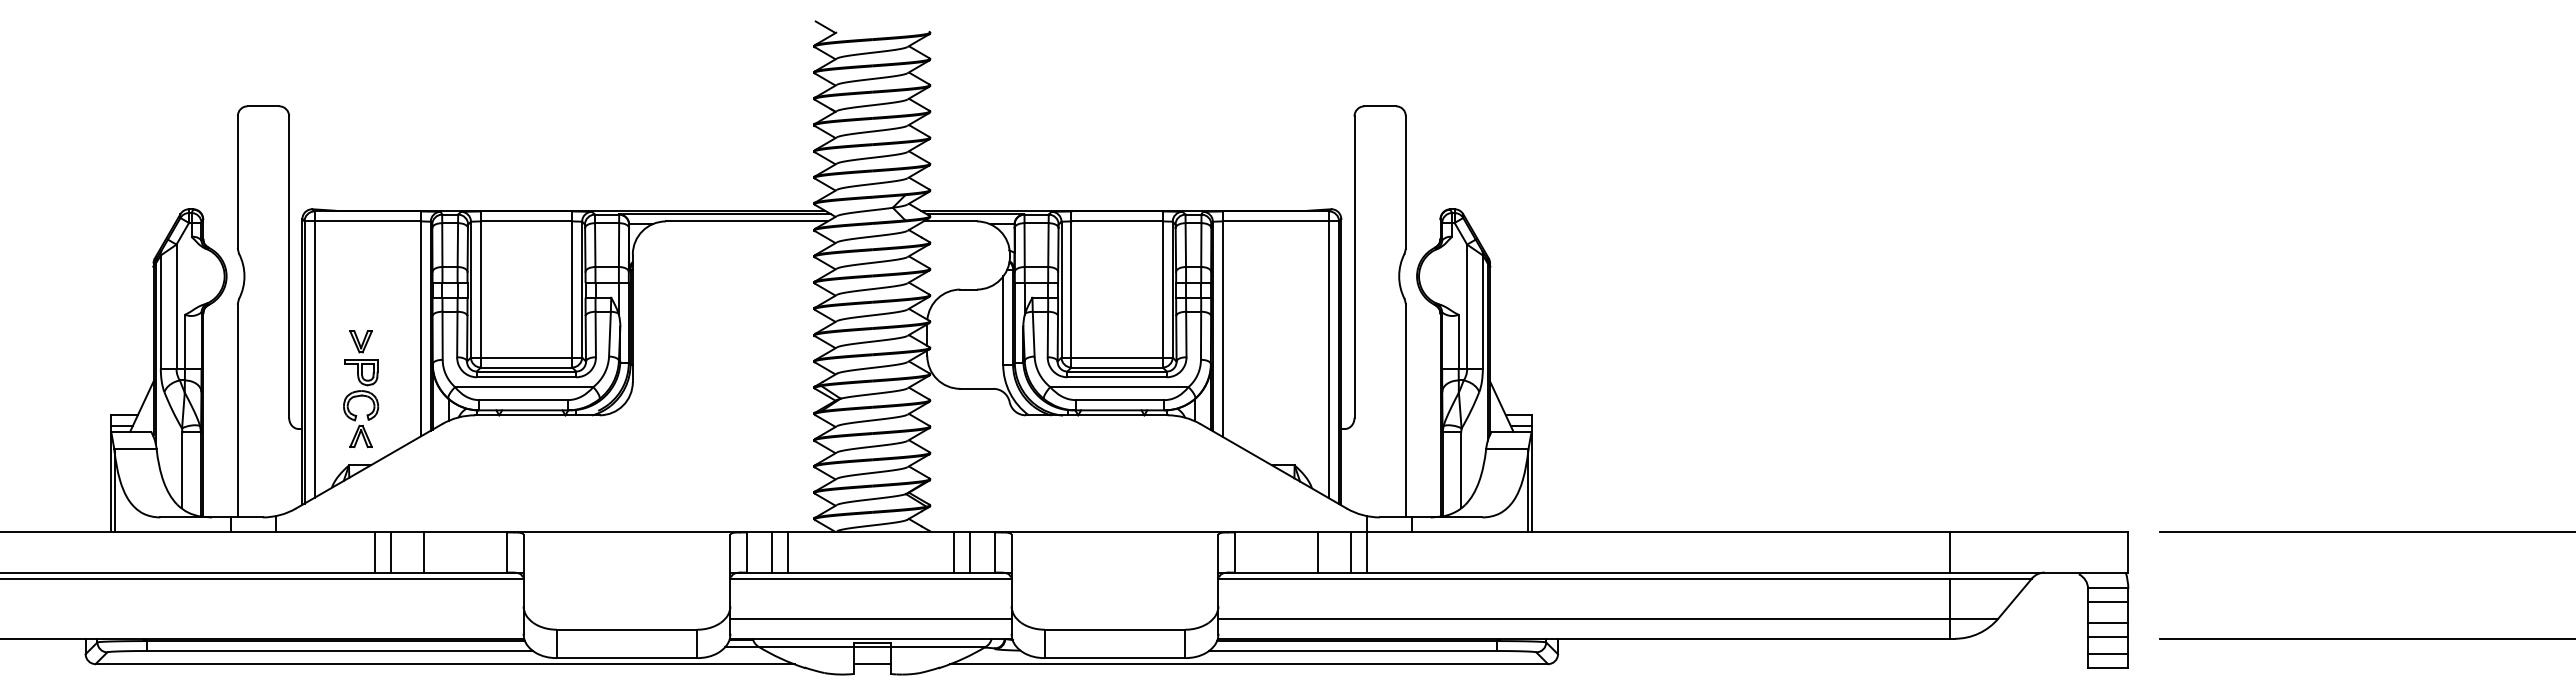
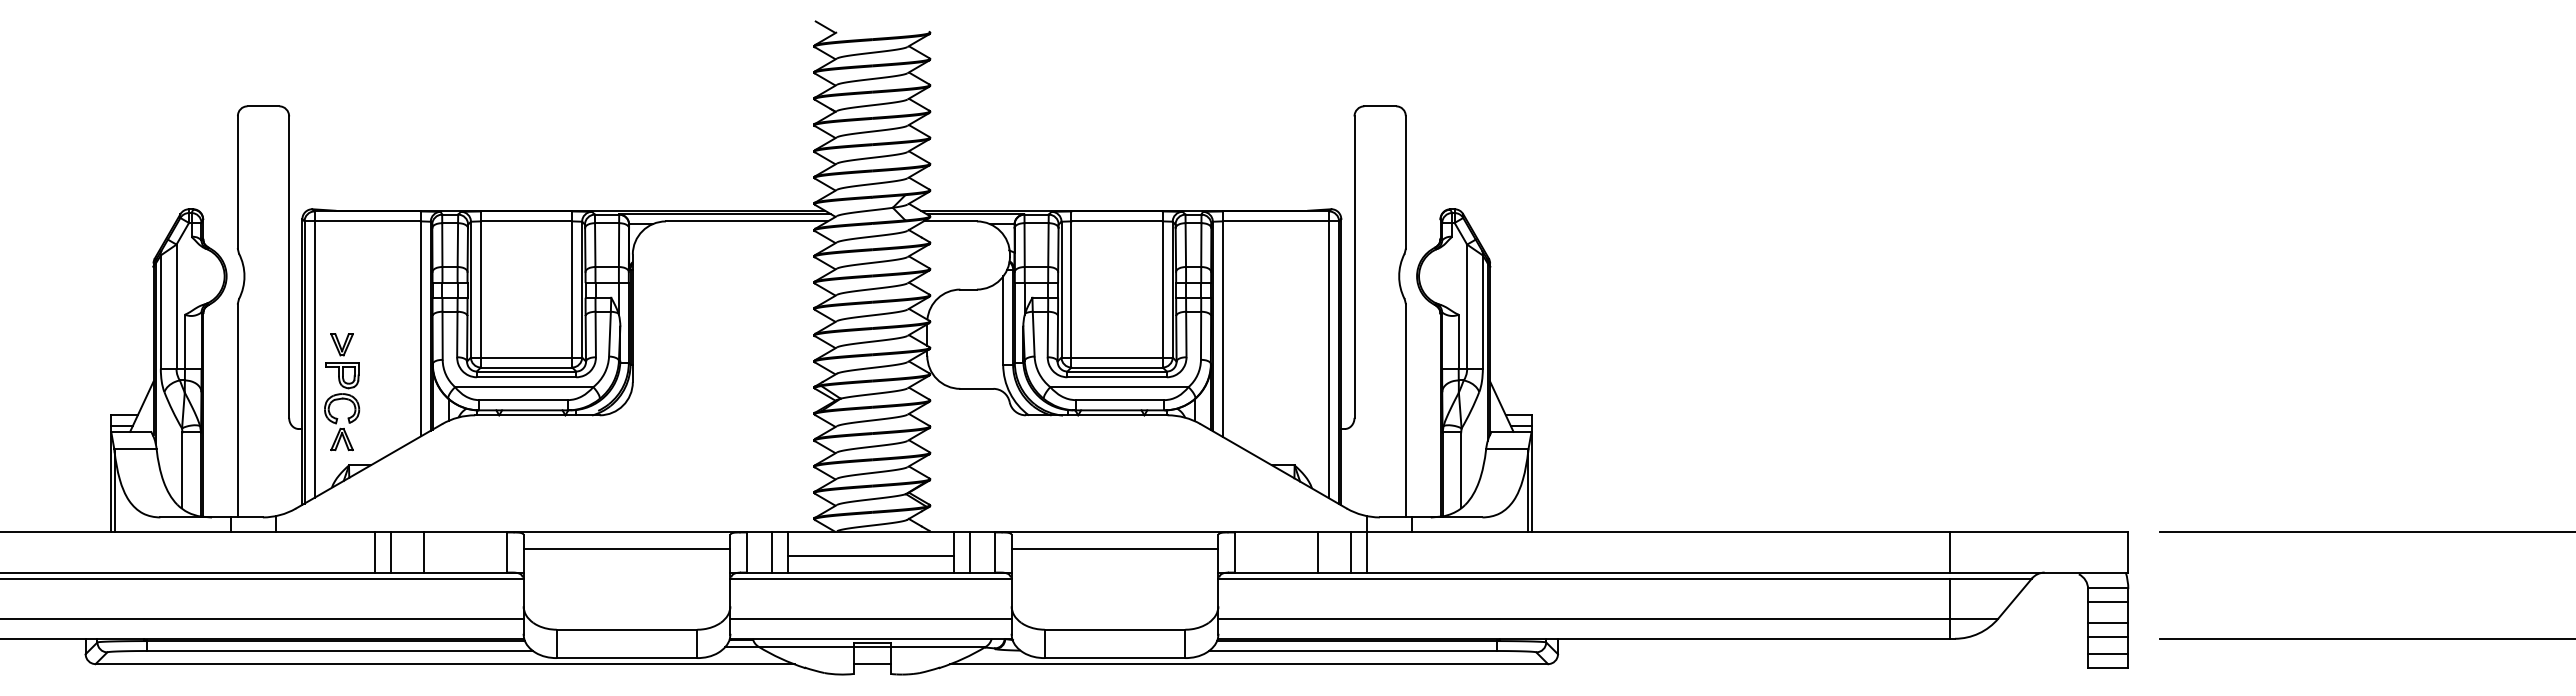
part position: (361, 389) -> (342, 392) (342, 392)
line: none -> present (626, 549)
line: none -> present (1114, 549)
line: none -> present (870, 555)
line: none -> present (262, 618)
